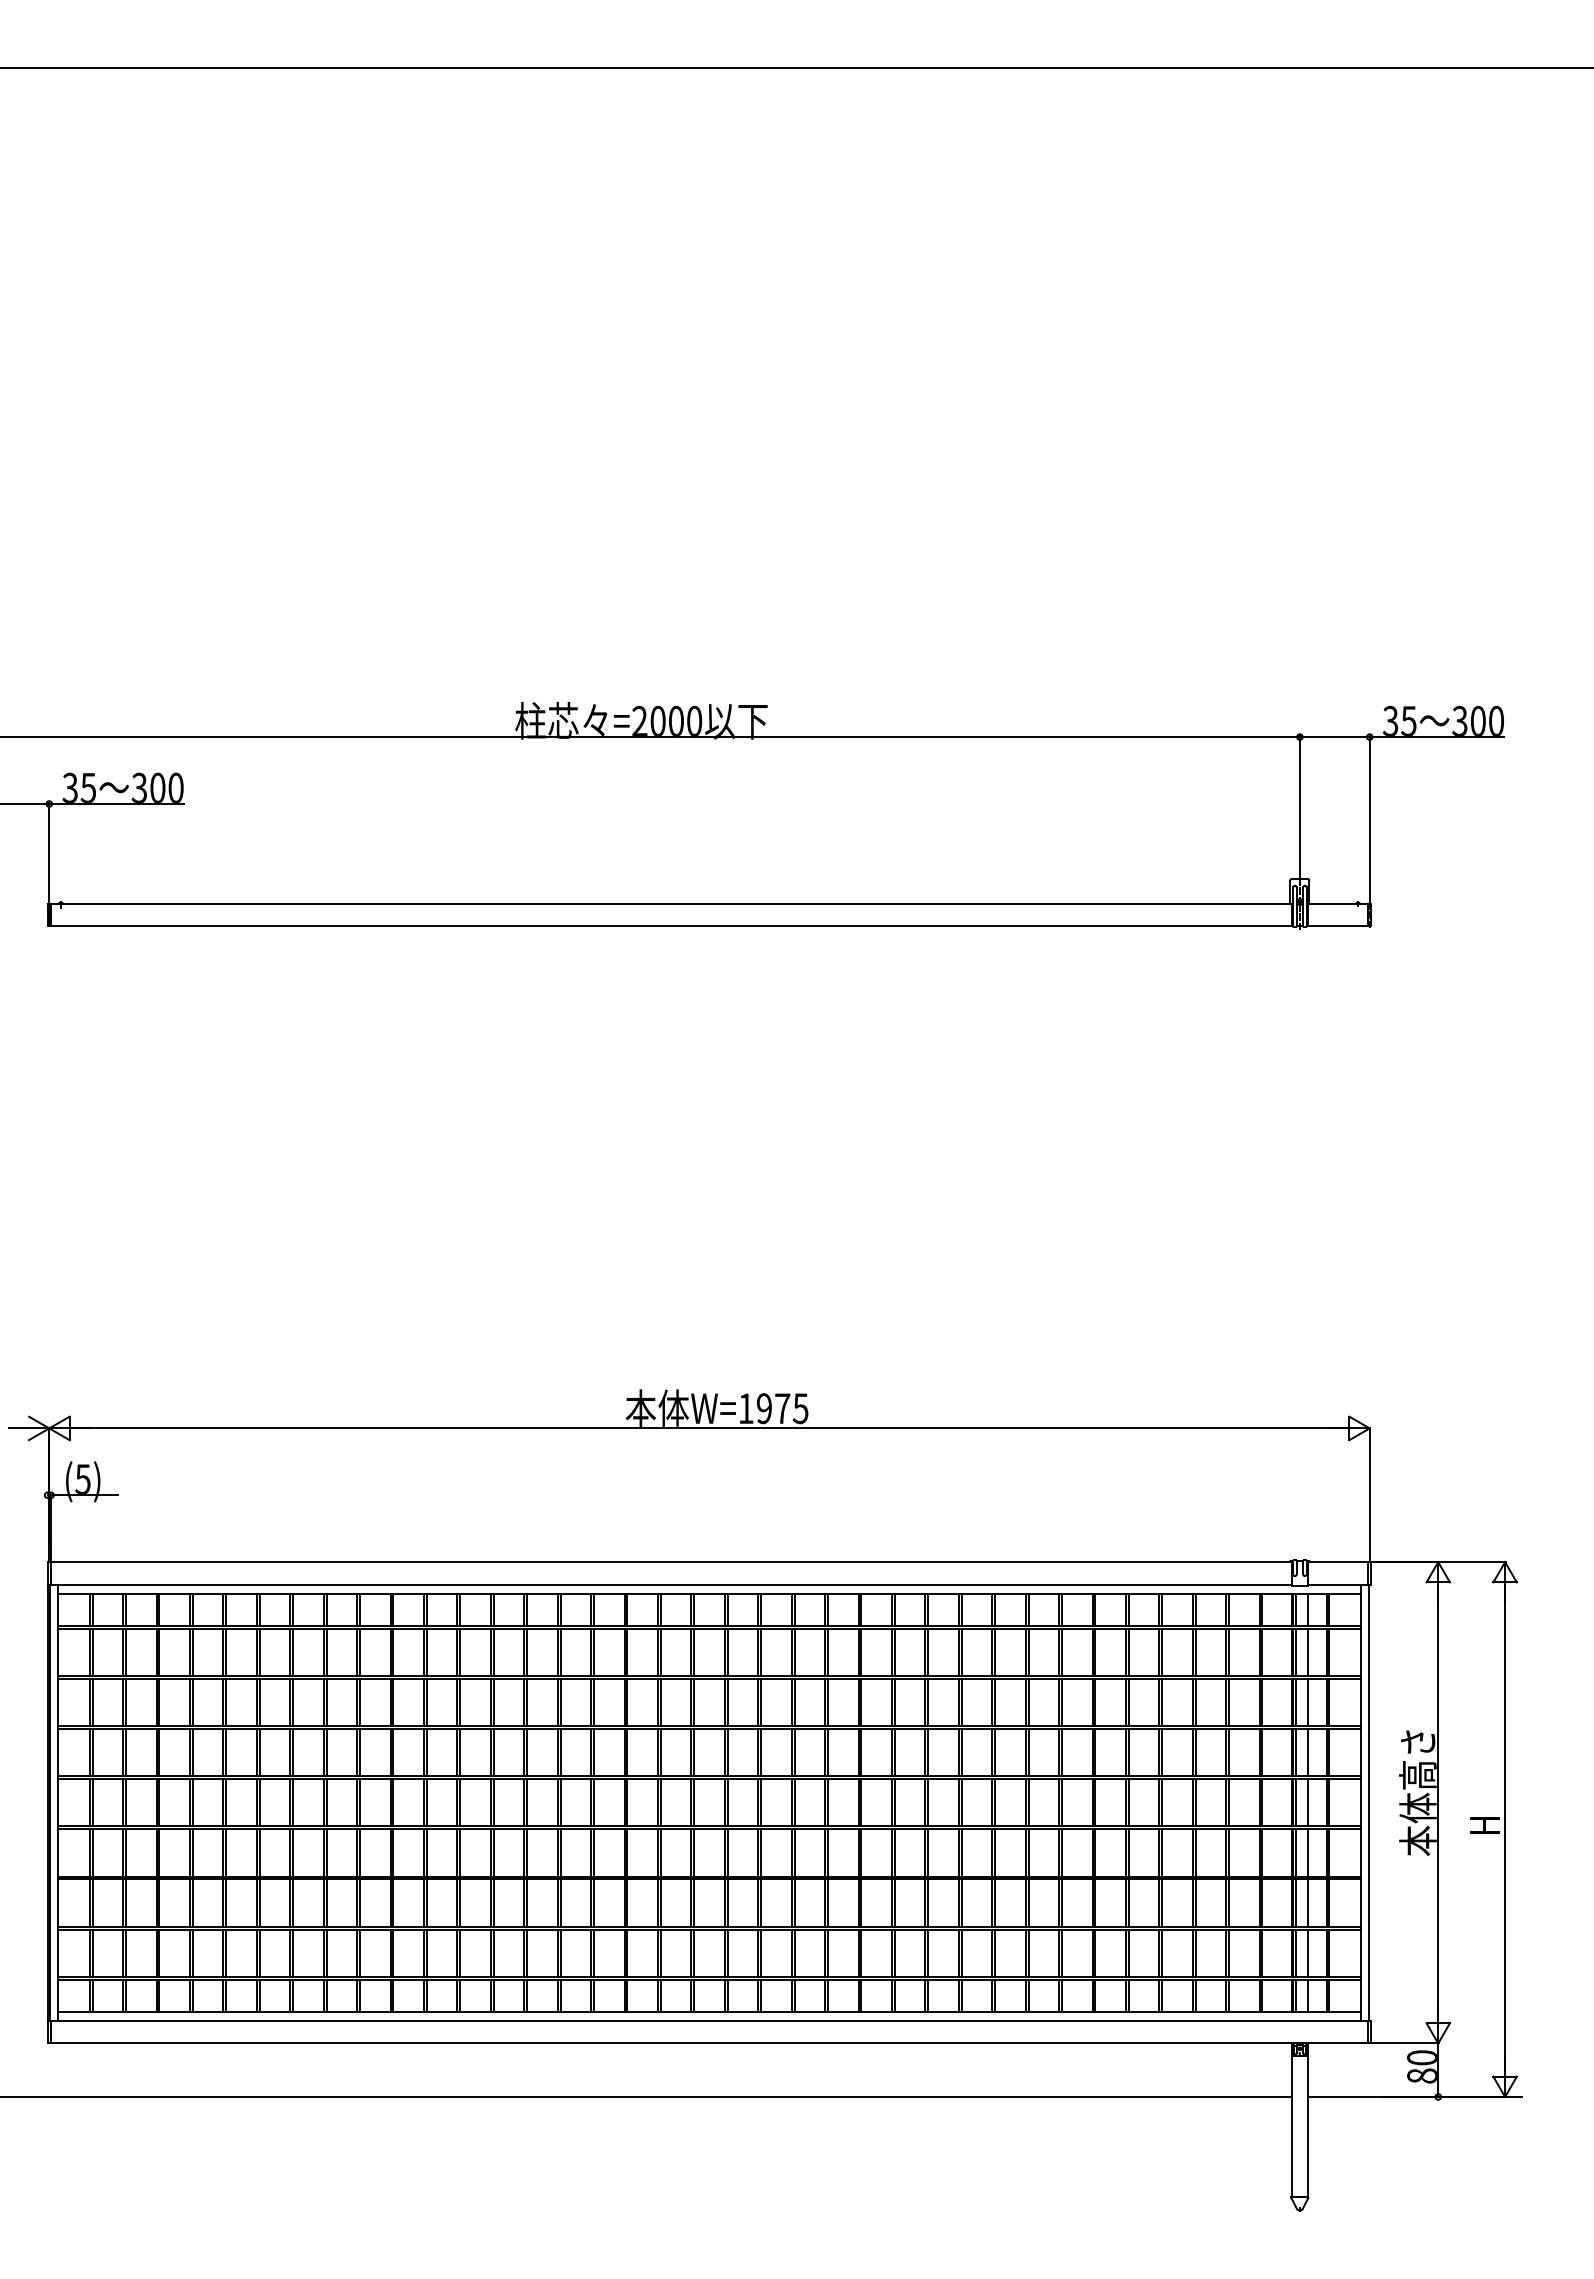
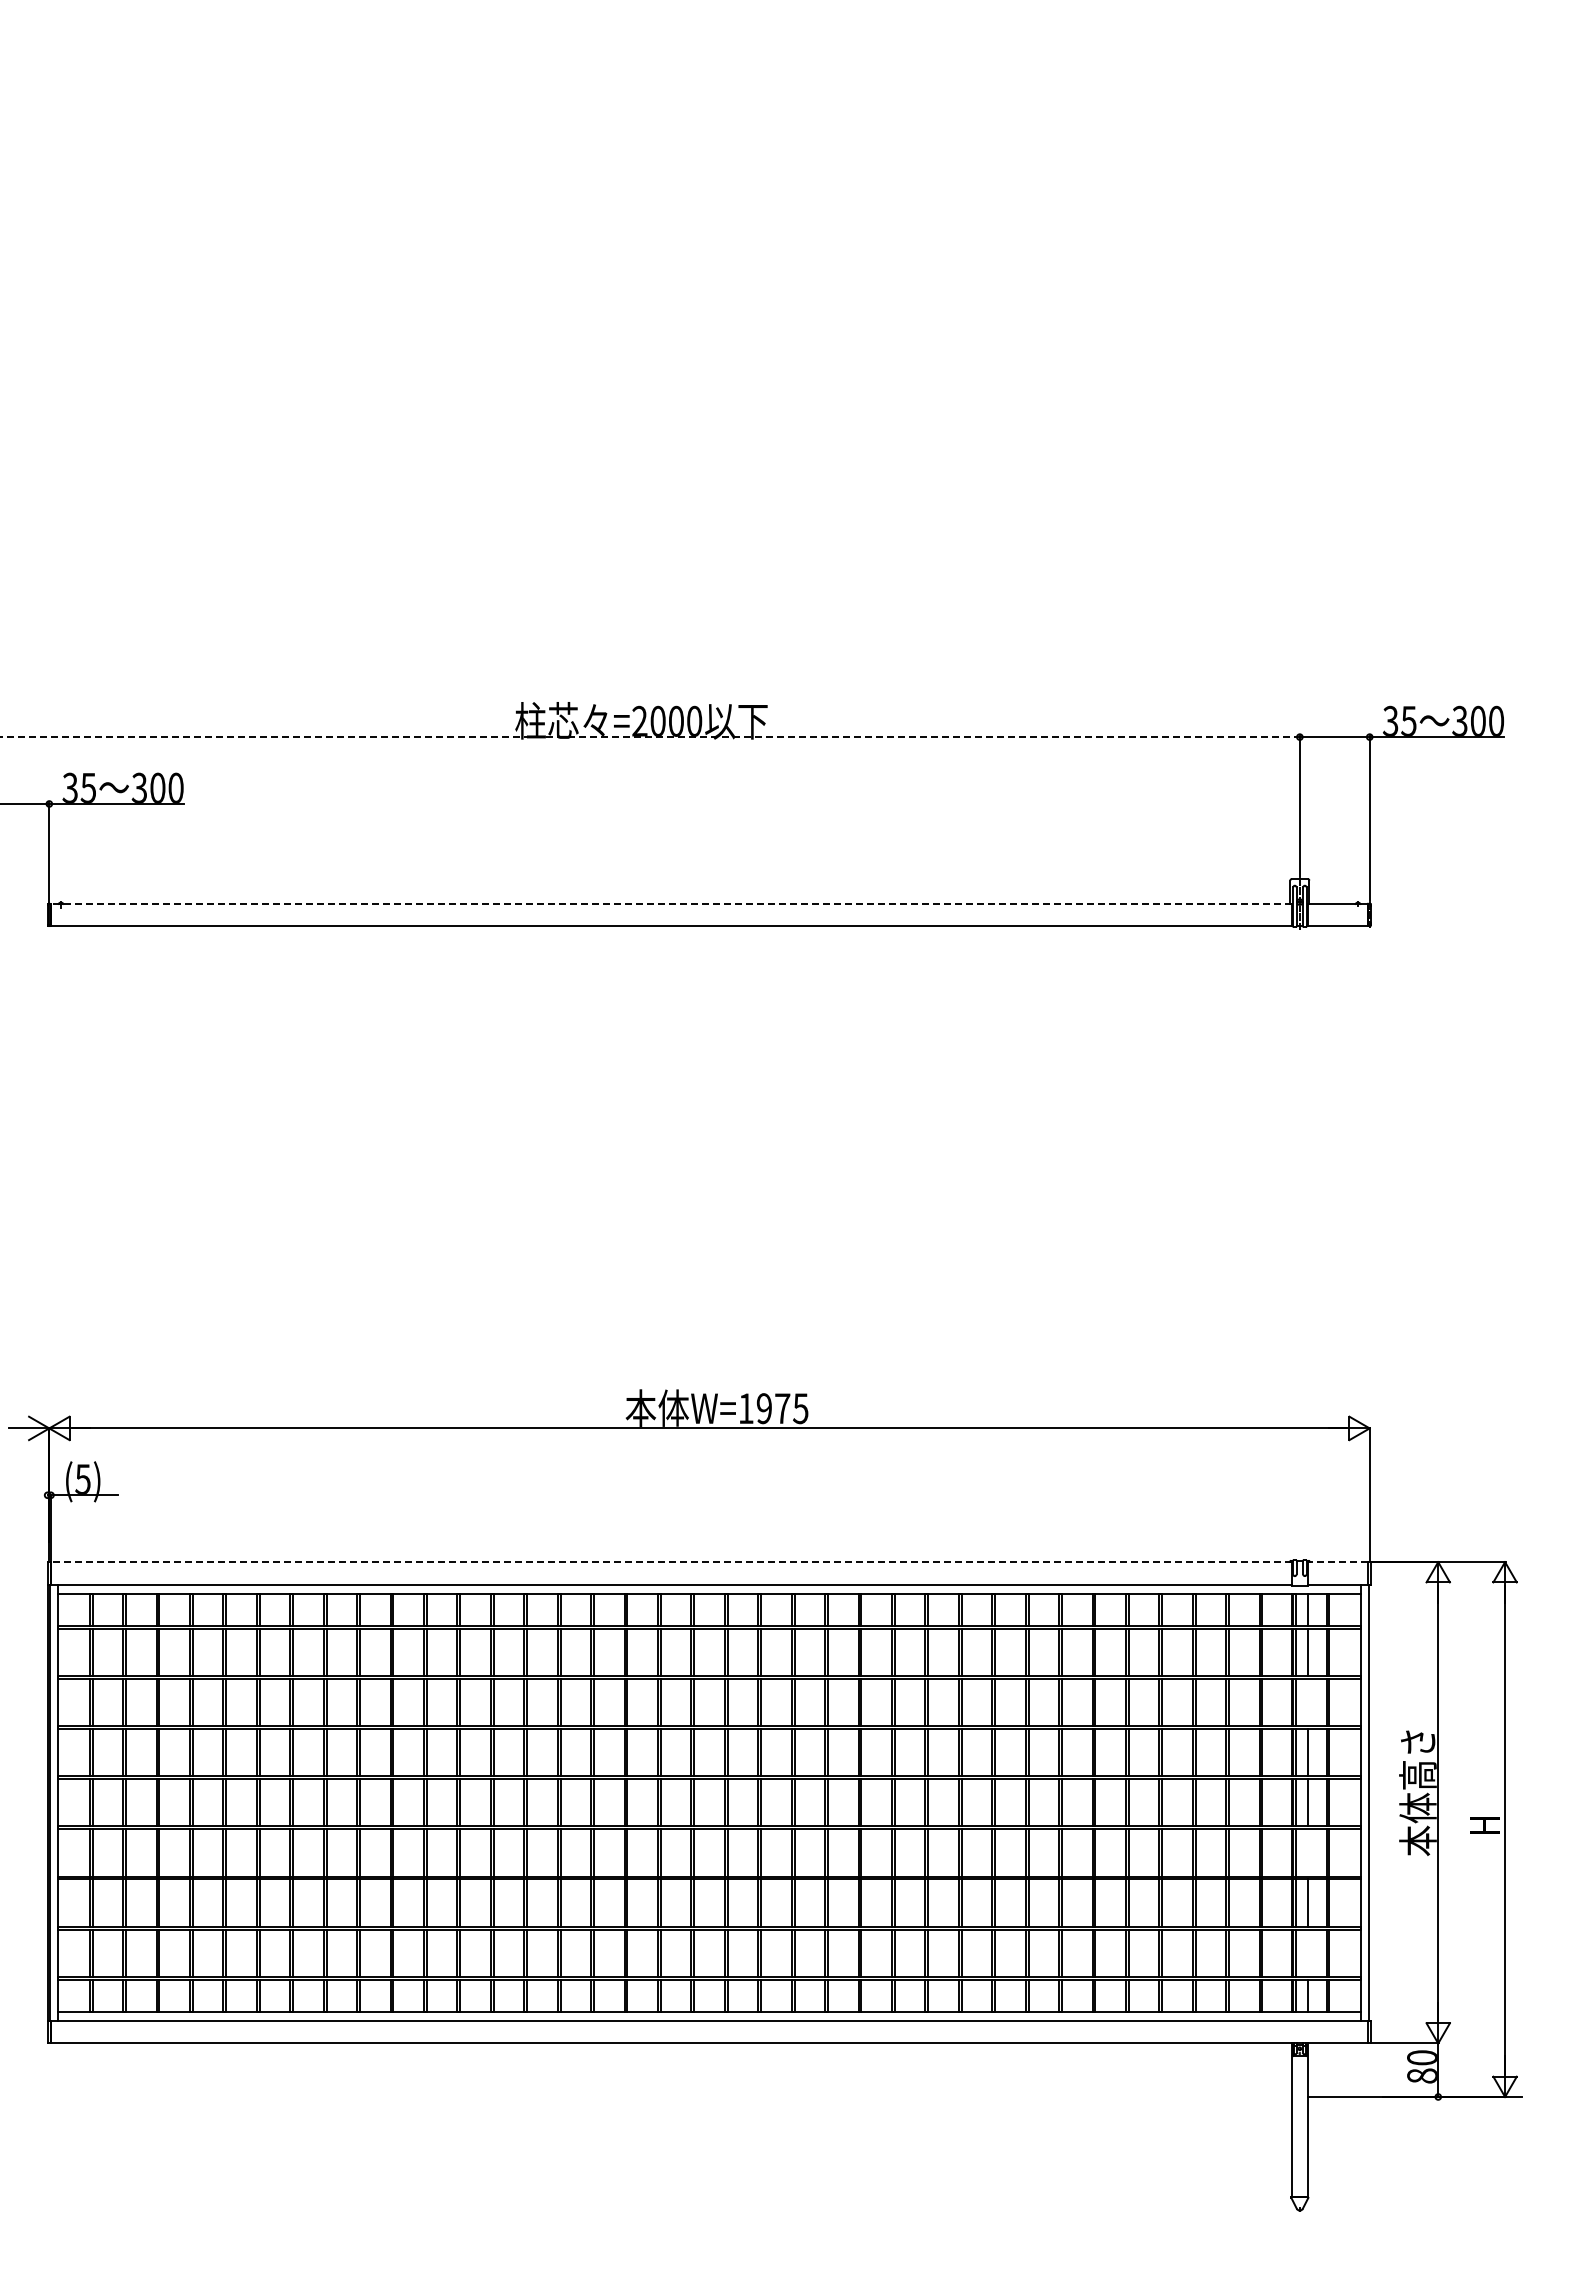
line: present -> none (796, 68)
line: solid -> dashed (650, 737)
line: solid -> dashed (670, 904)
line: solid -> dashed (670, 1562)
line: solid -> dashed (1338, 1562)
line: present -> none (1308, 1702)
line: present -> none (1308, 1852)
line: present -> none (1308, 1952)
line: present -> none (646, 2096)
